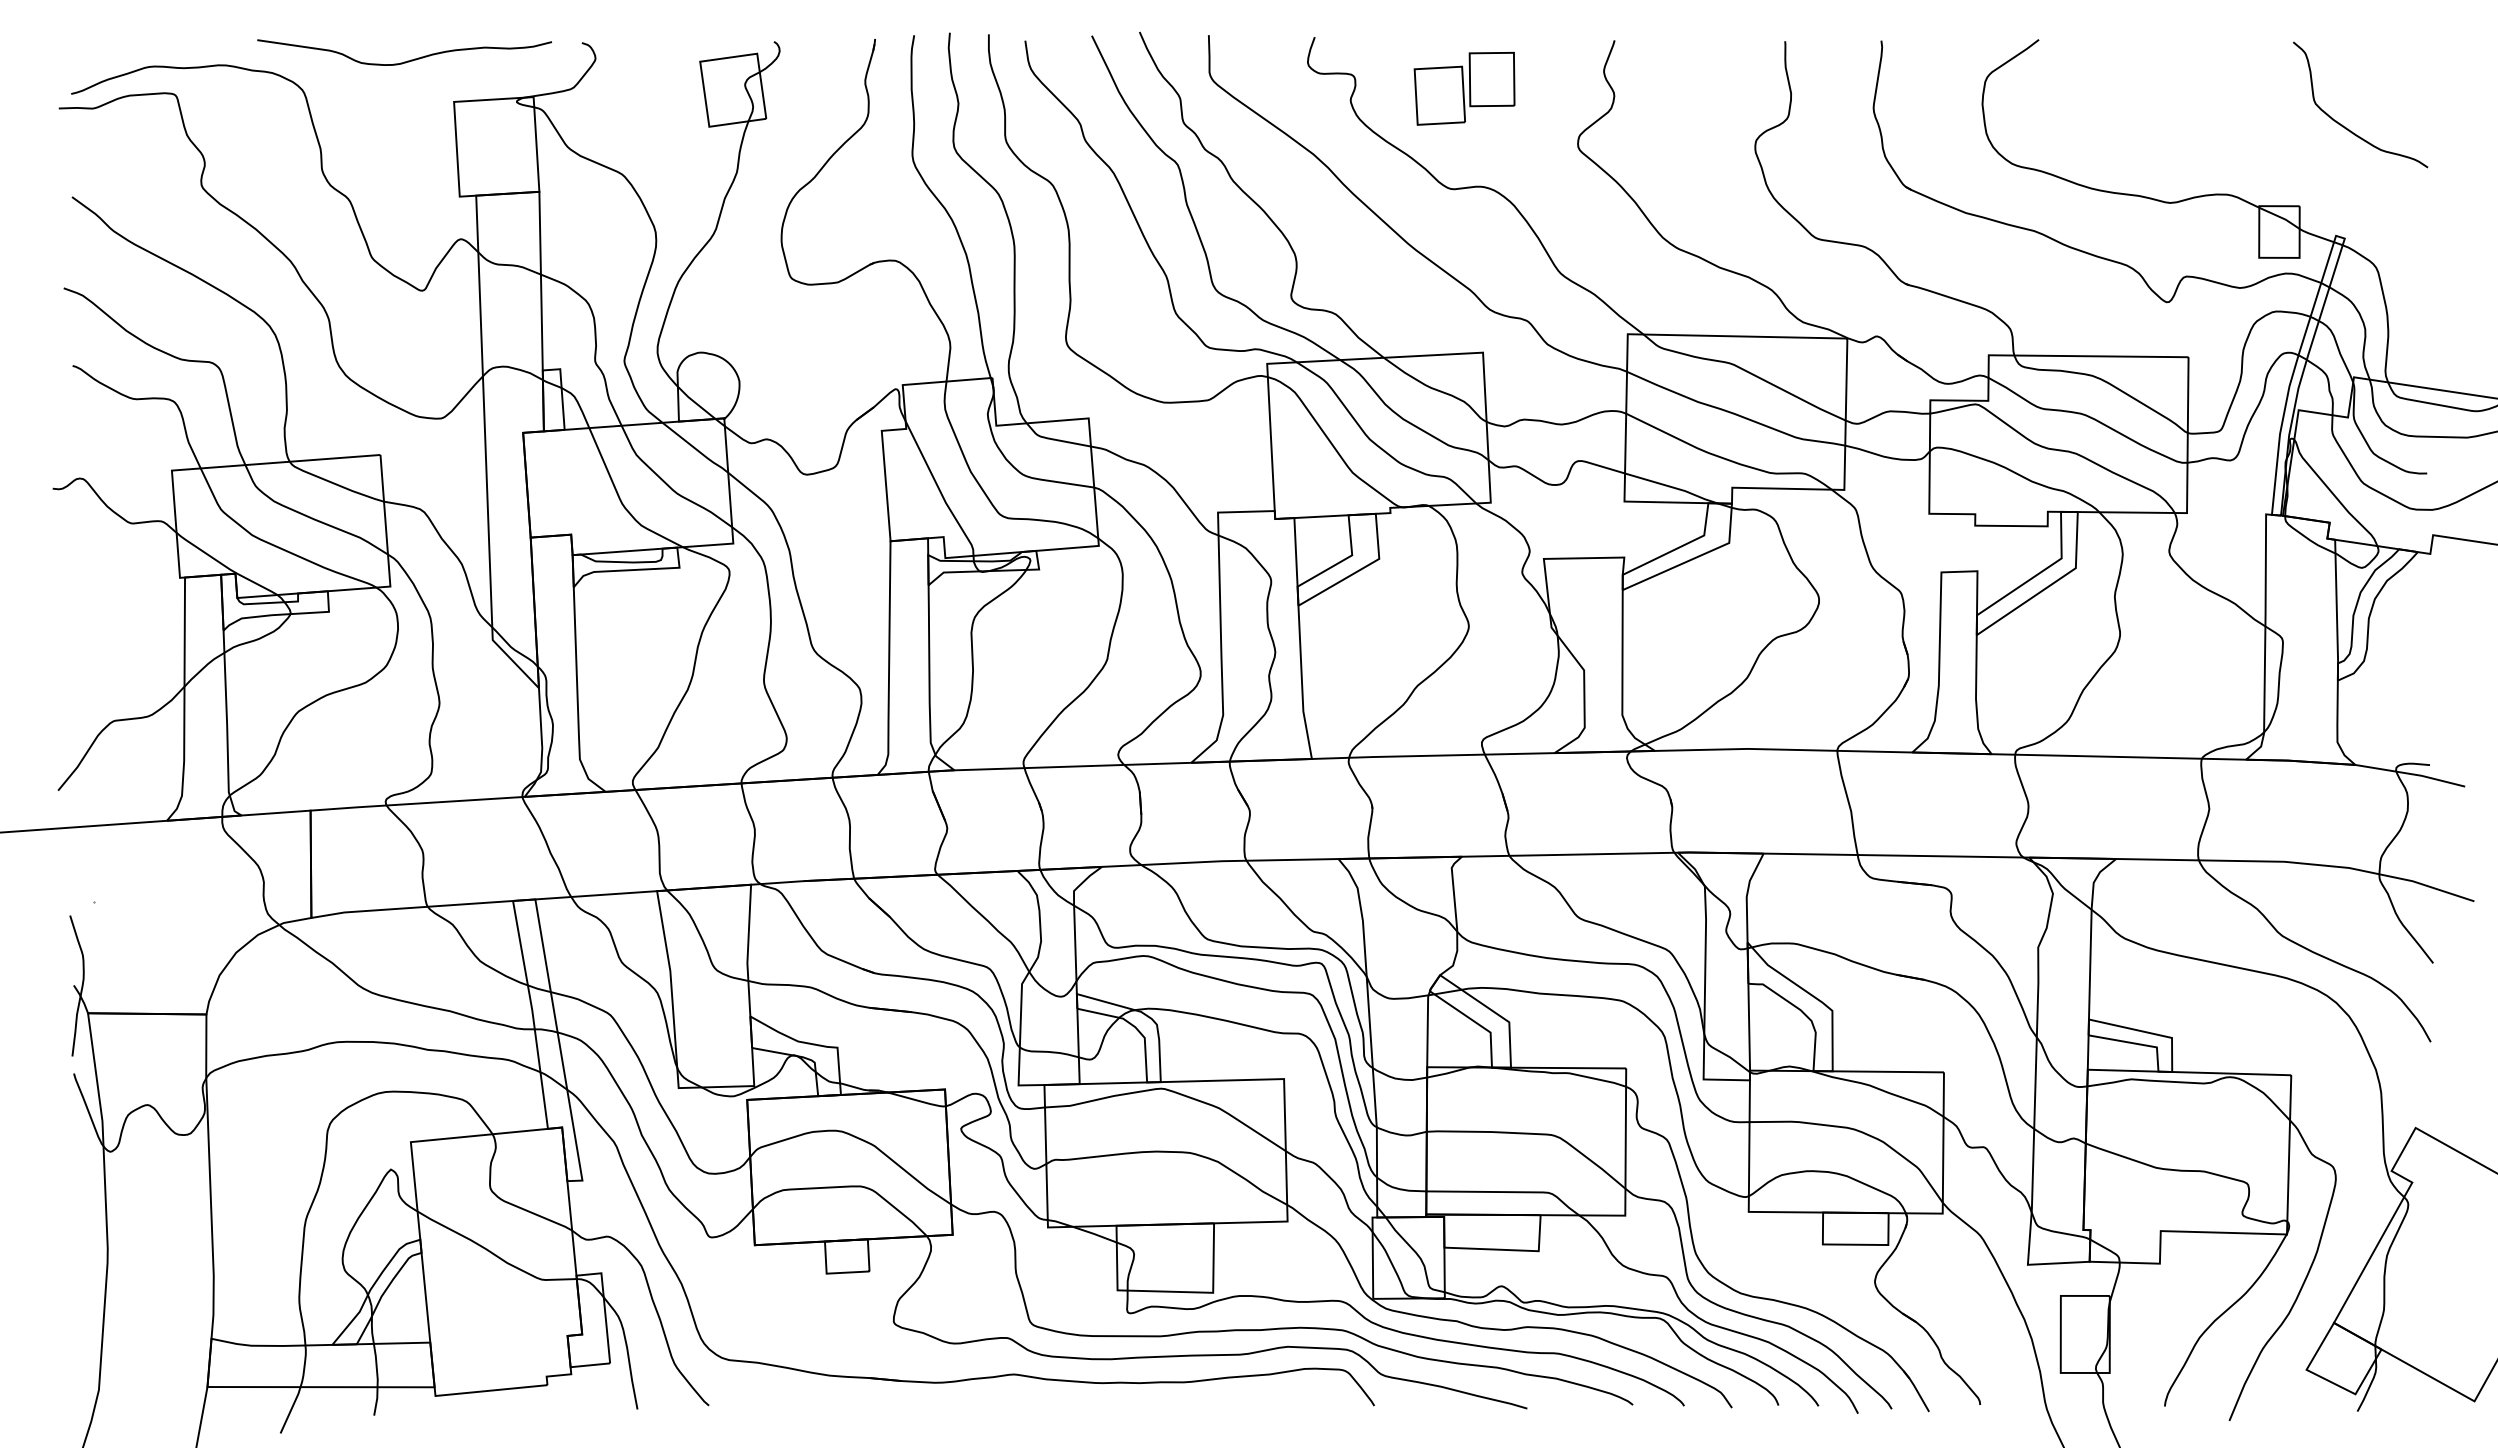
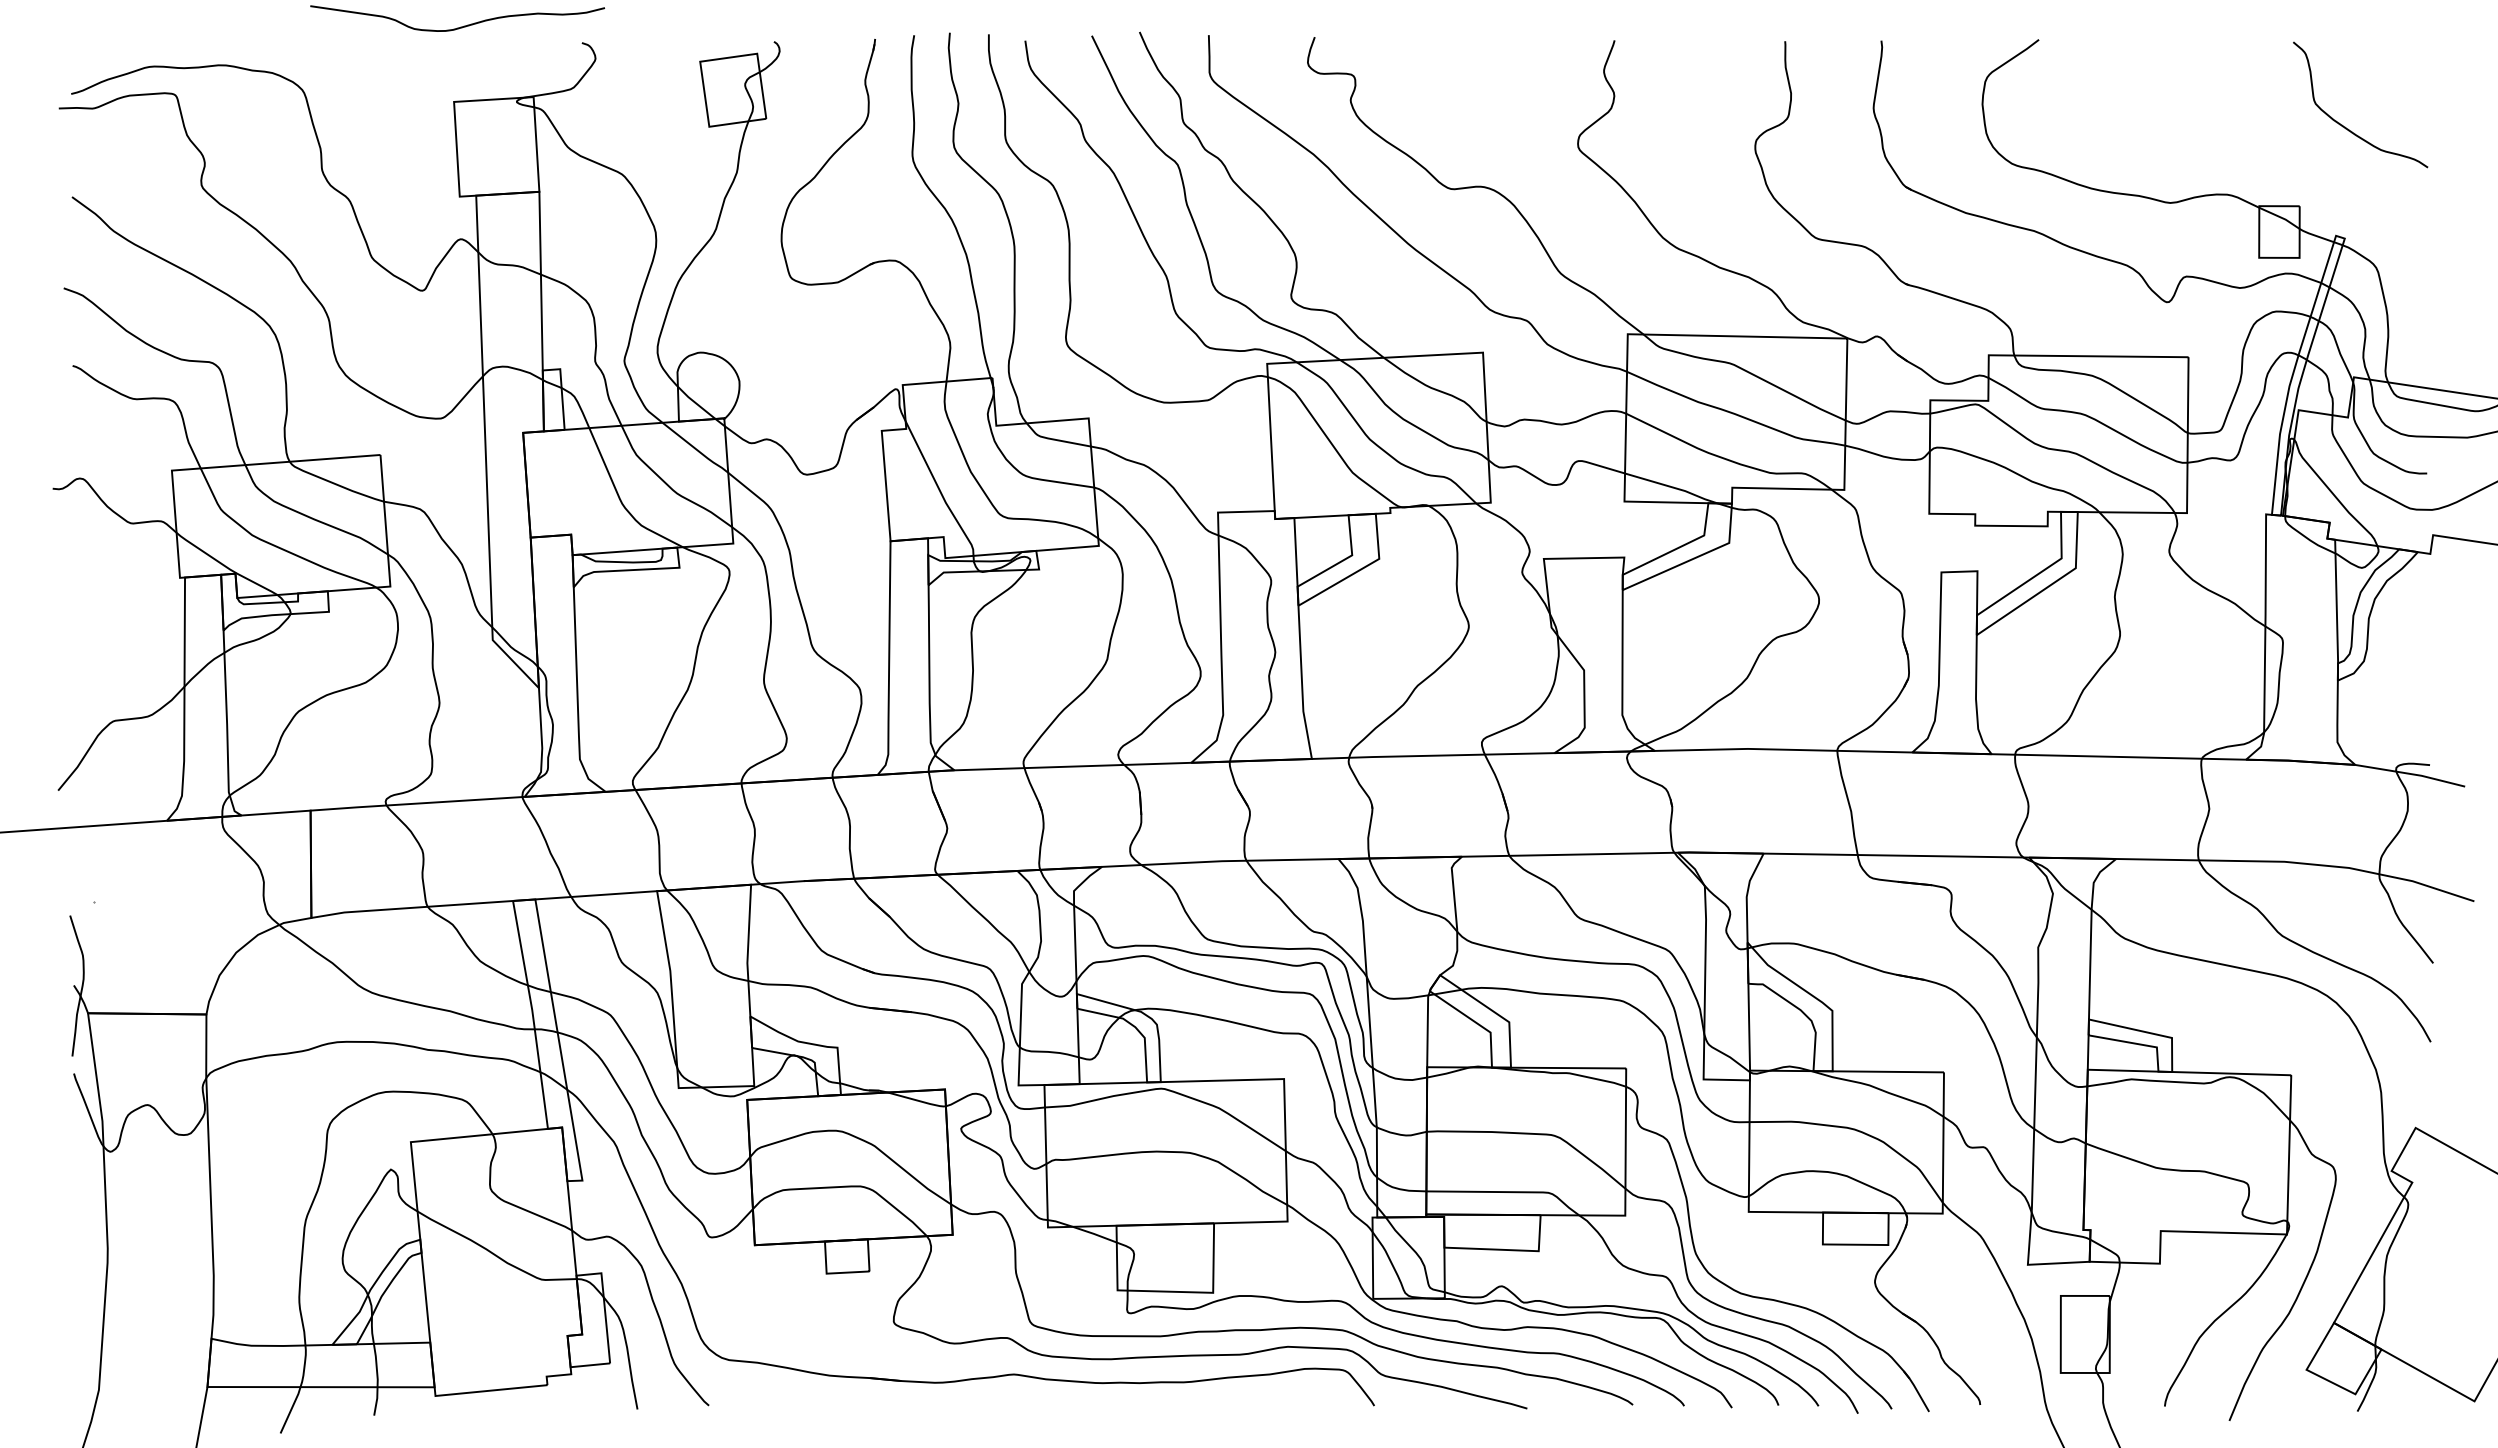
curve position: (407, 60) -> (460, 26) (460, 26)
part: present -> none (1464, 88)
